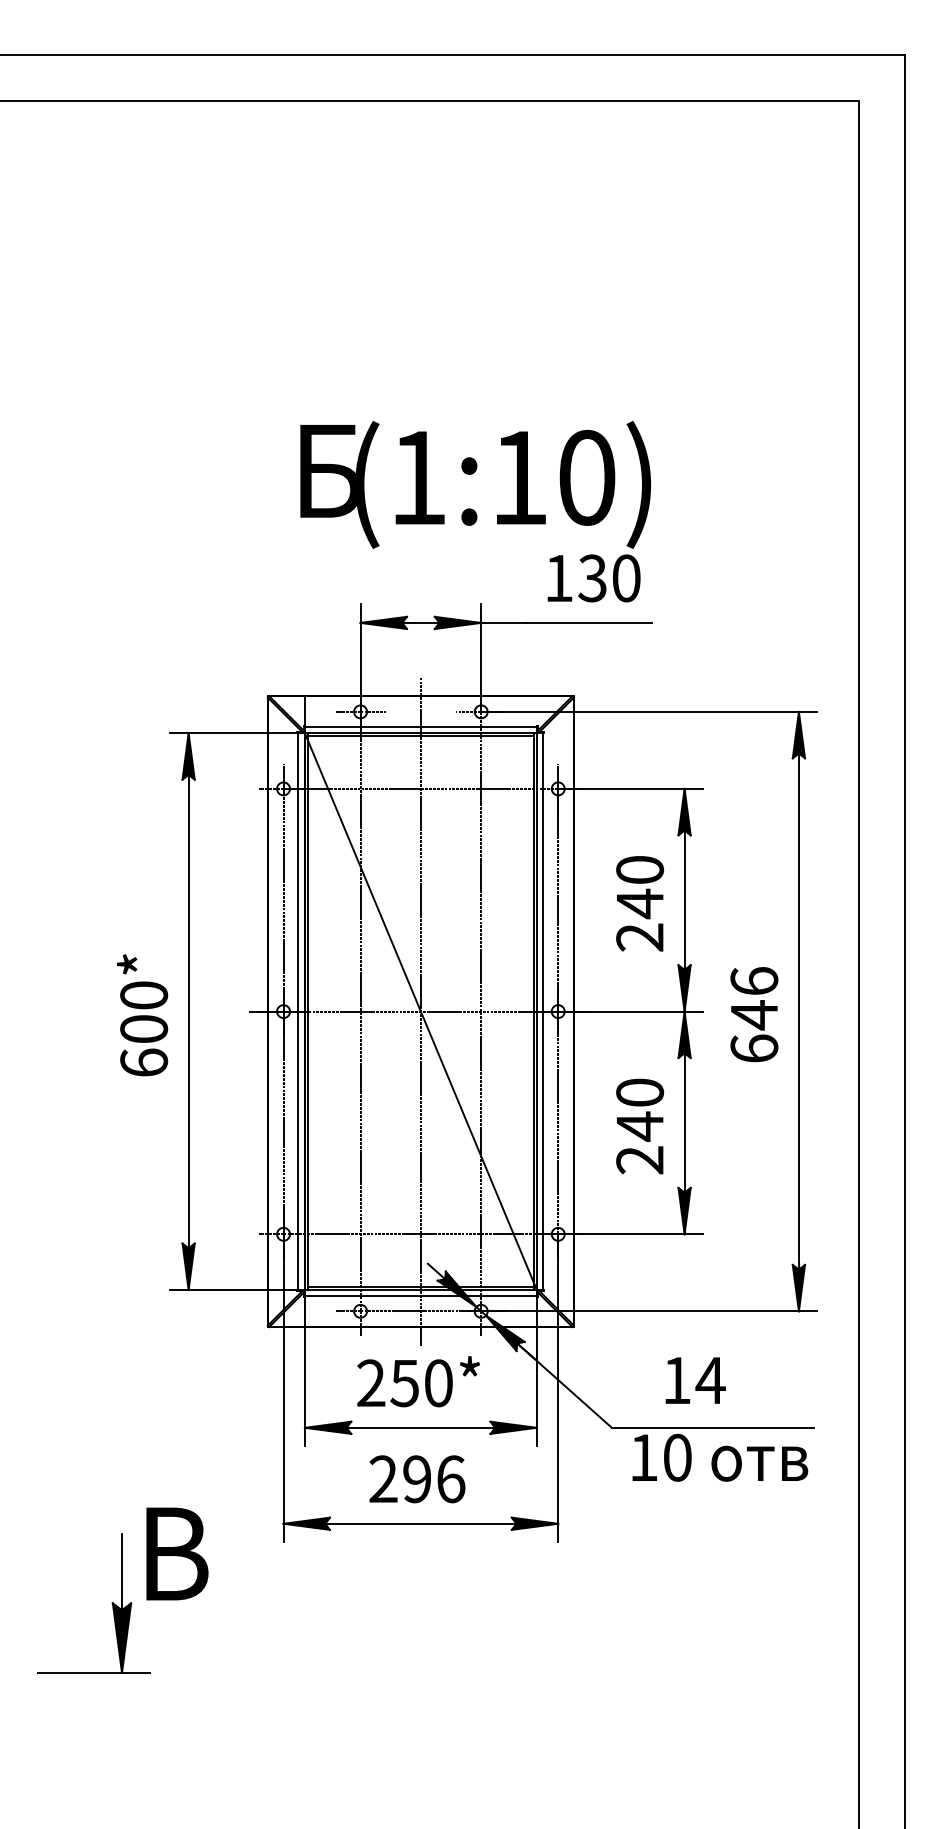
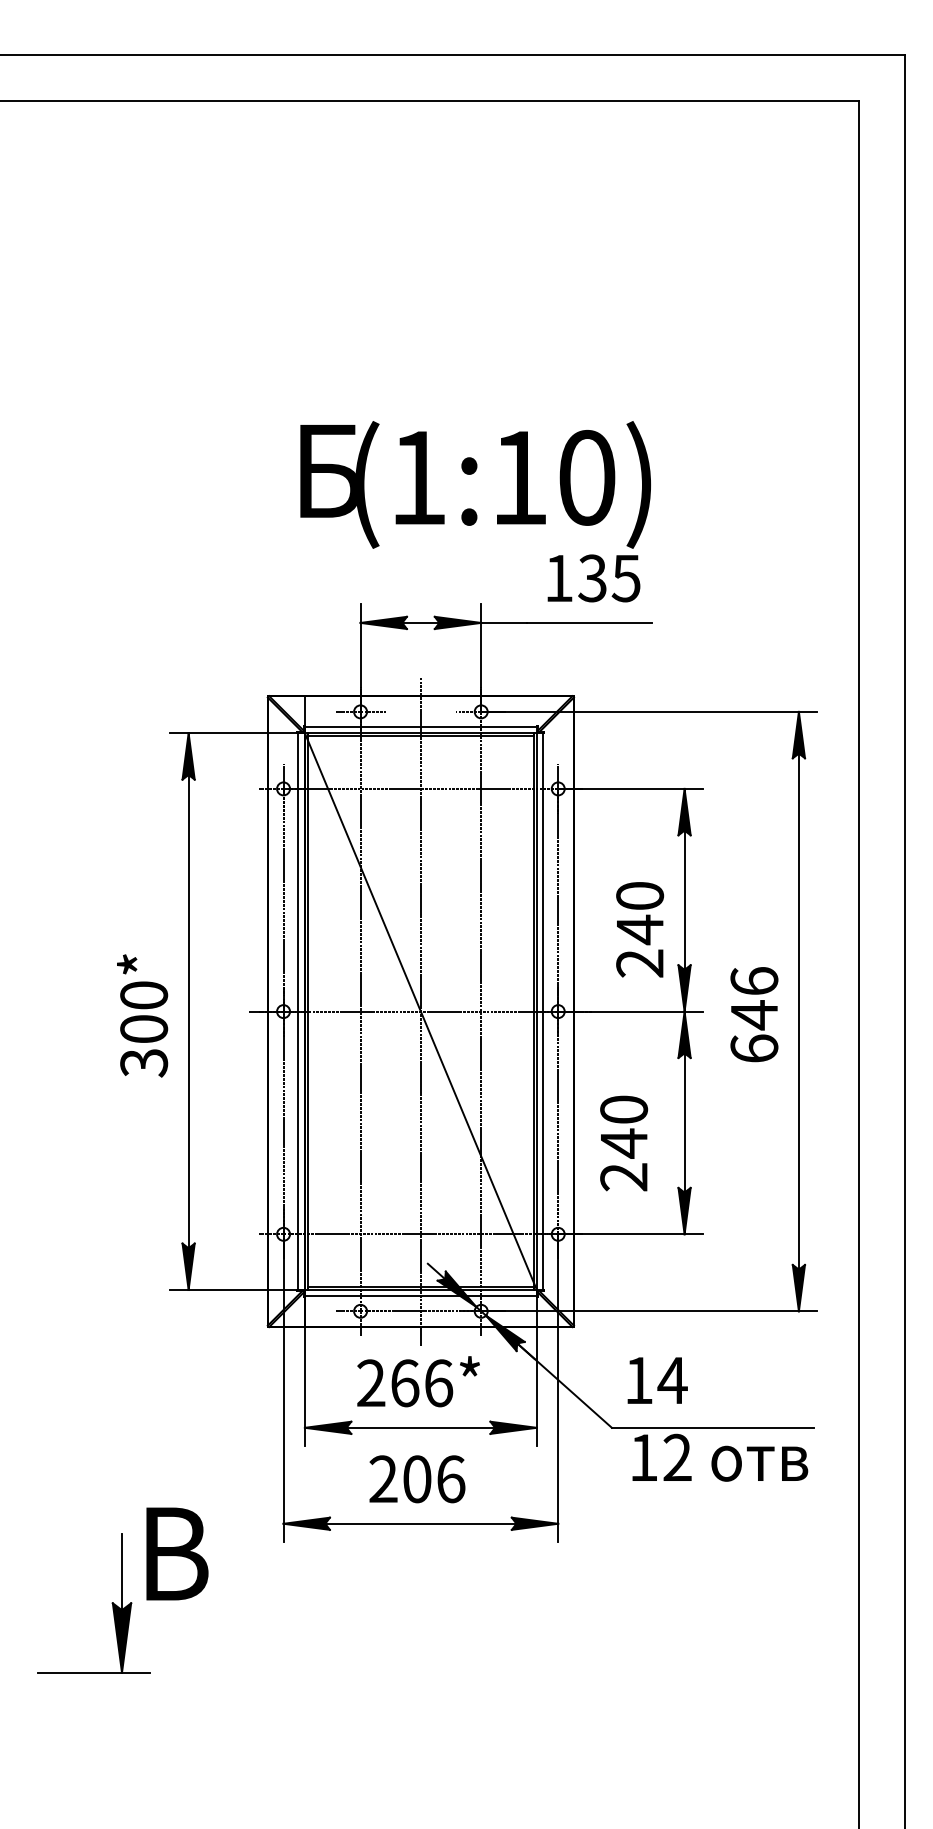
text: 130 -> 135 (625, 578)
text position: (640, 903) -> (640, 929) (640, 929)
text: 600* -> 300* (144, 1062)
text position: (640, 1126) -> (624, 1143) (624, 1143)
text position: (695, 1380) -> (657, 1380) (657, 1380)
text: 250* -> 266* (421, 1383)
text: 10 -> 12 (677, 1457)
text: 296 -> 206 (417, 1479)
